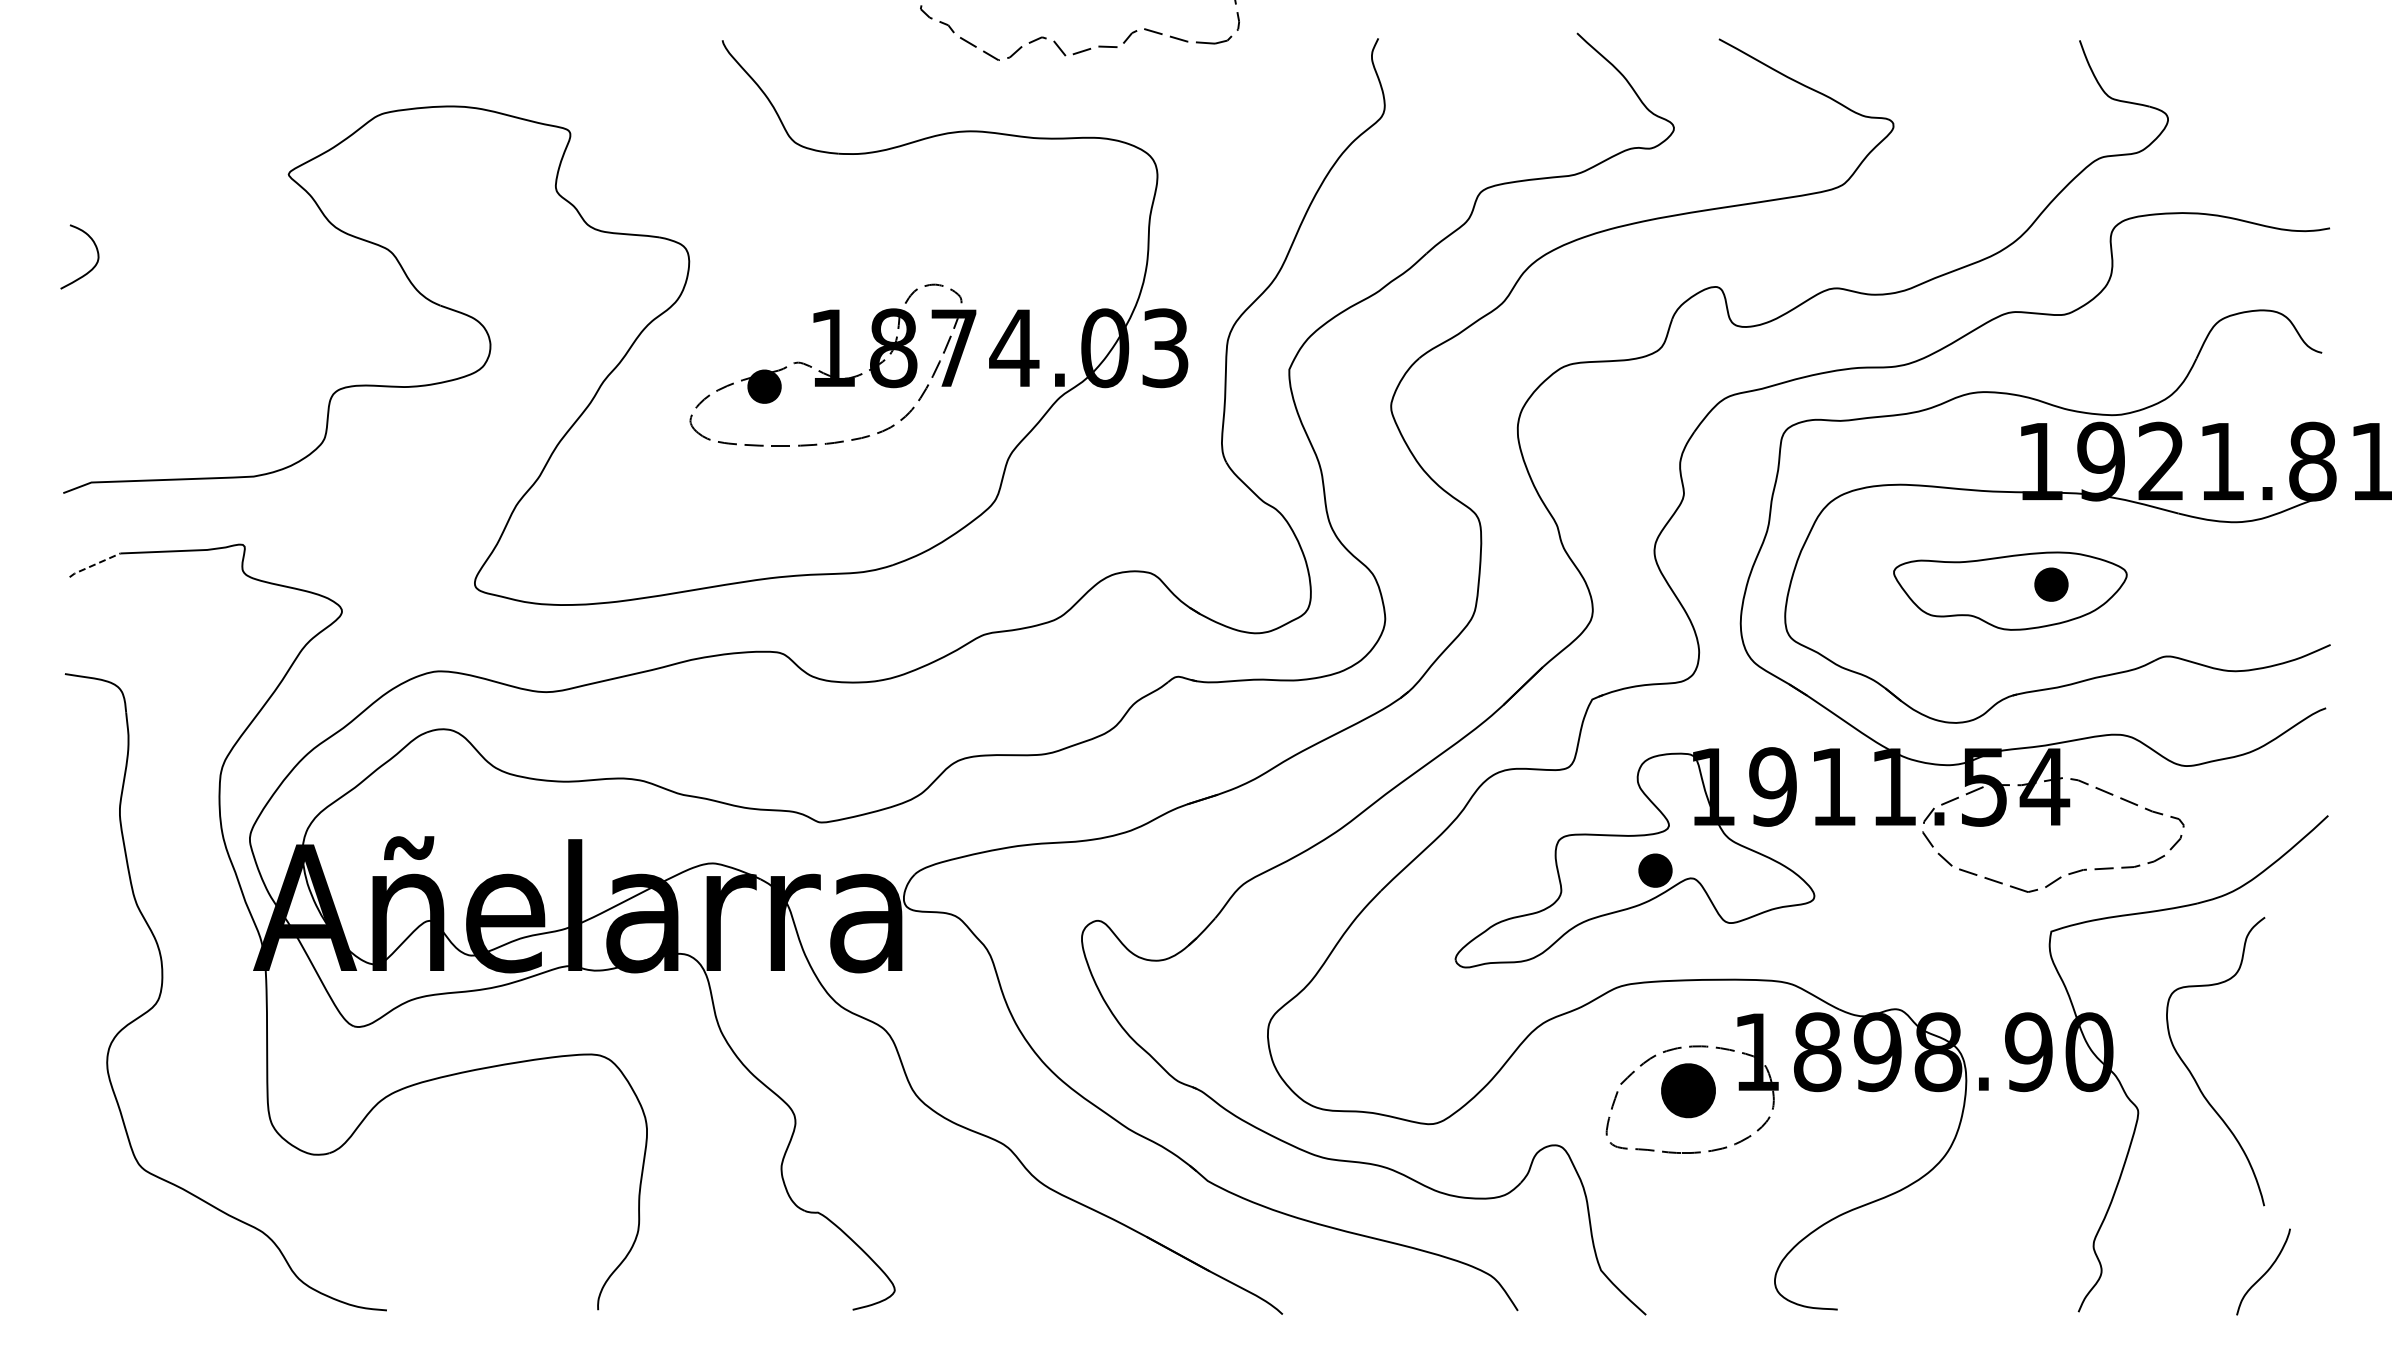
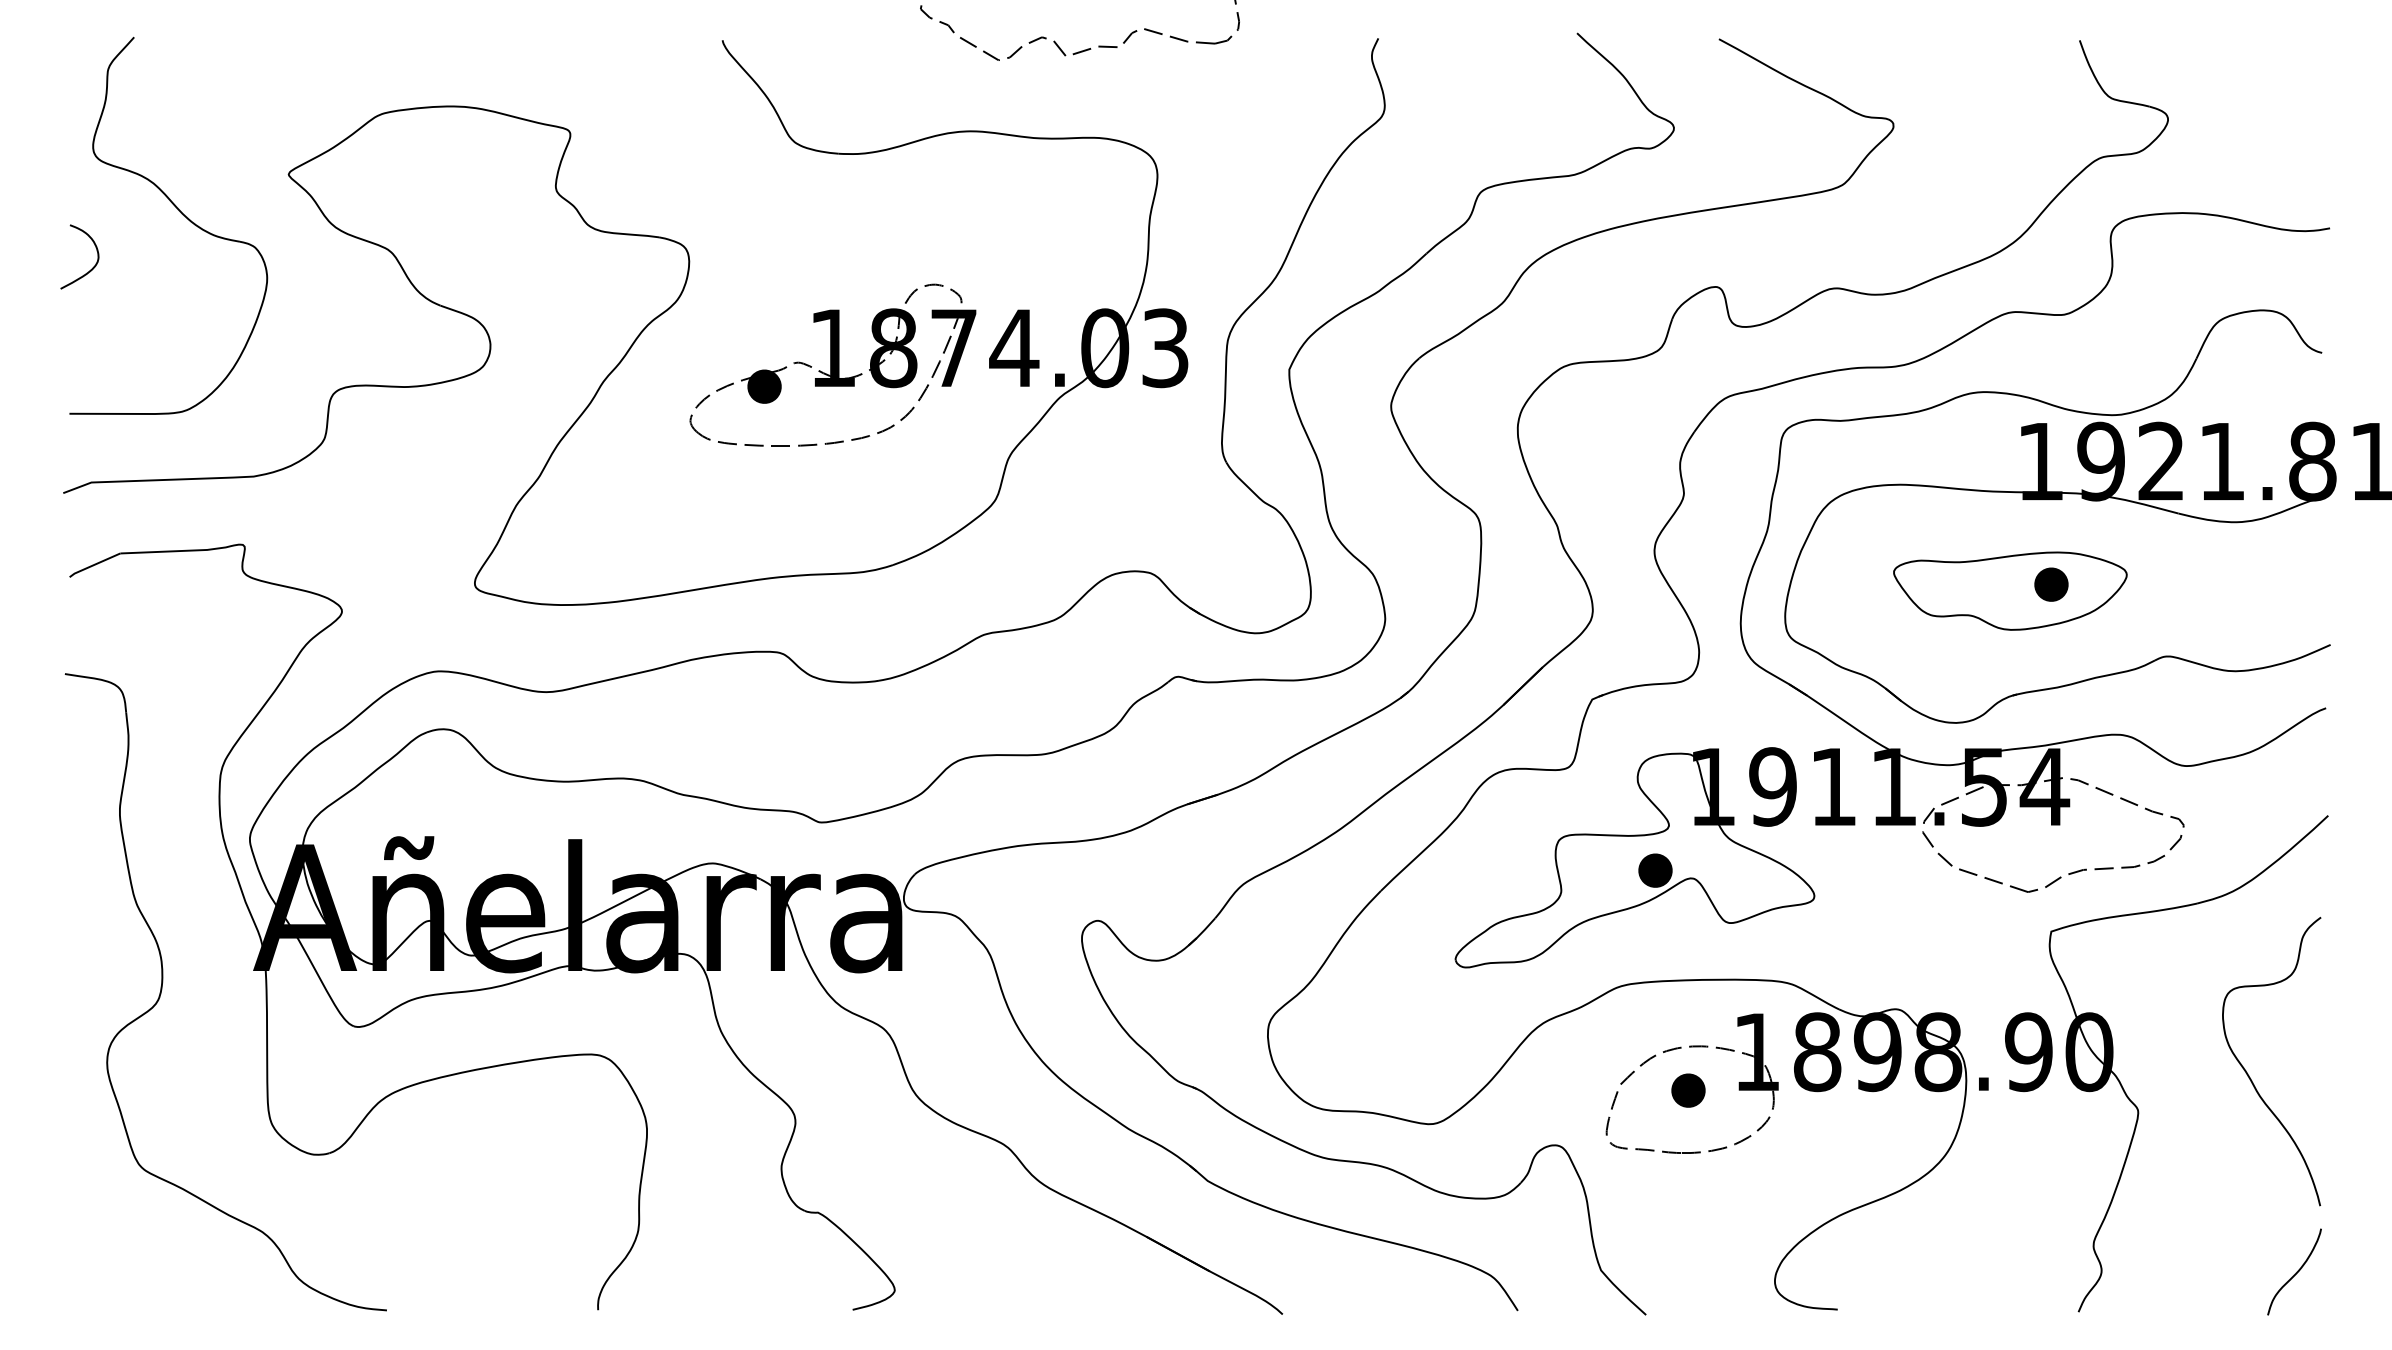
part: none -> present (181, 214)
line: dashed -> solid (93, 565)
curve position: (2192, 1073) -> (2248, 1073) (2248, 1073)
part size: 55x56 px -> 35x35 px (1688, 1090)
curve position: (2264, 1272) -> (2295, 1272) (2295, 1272)
